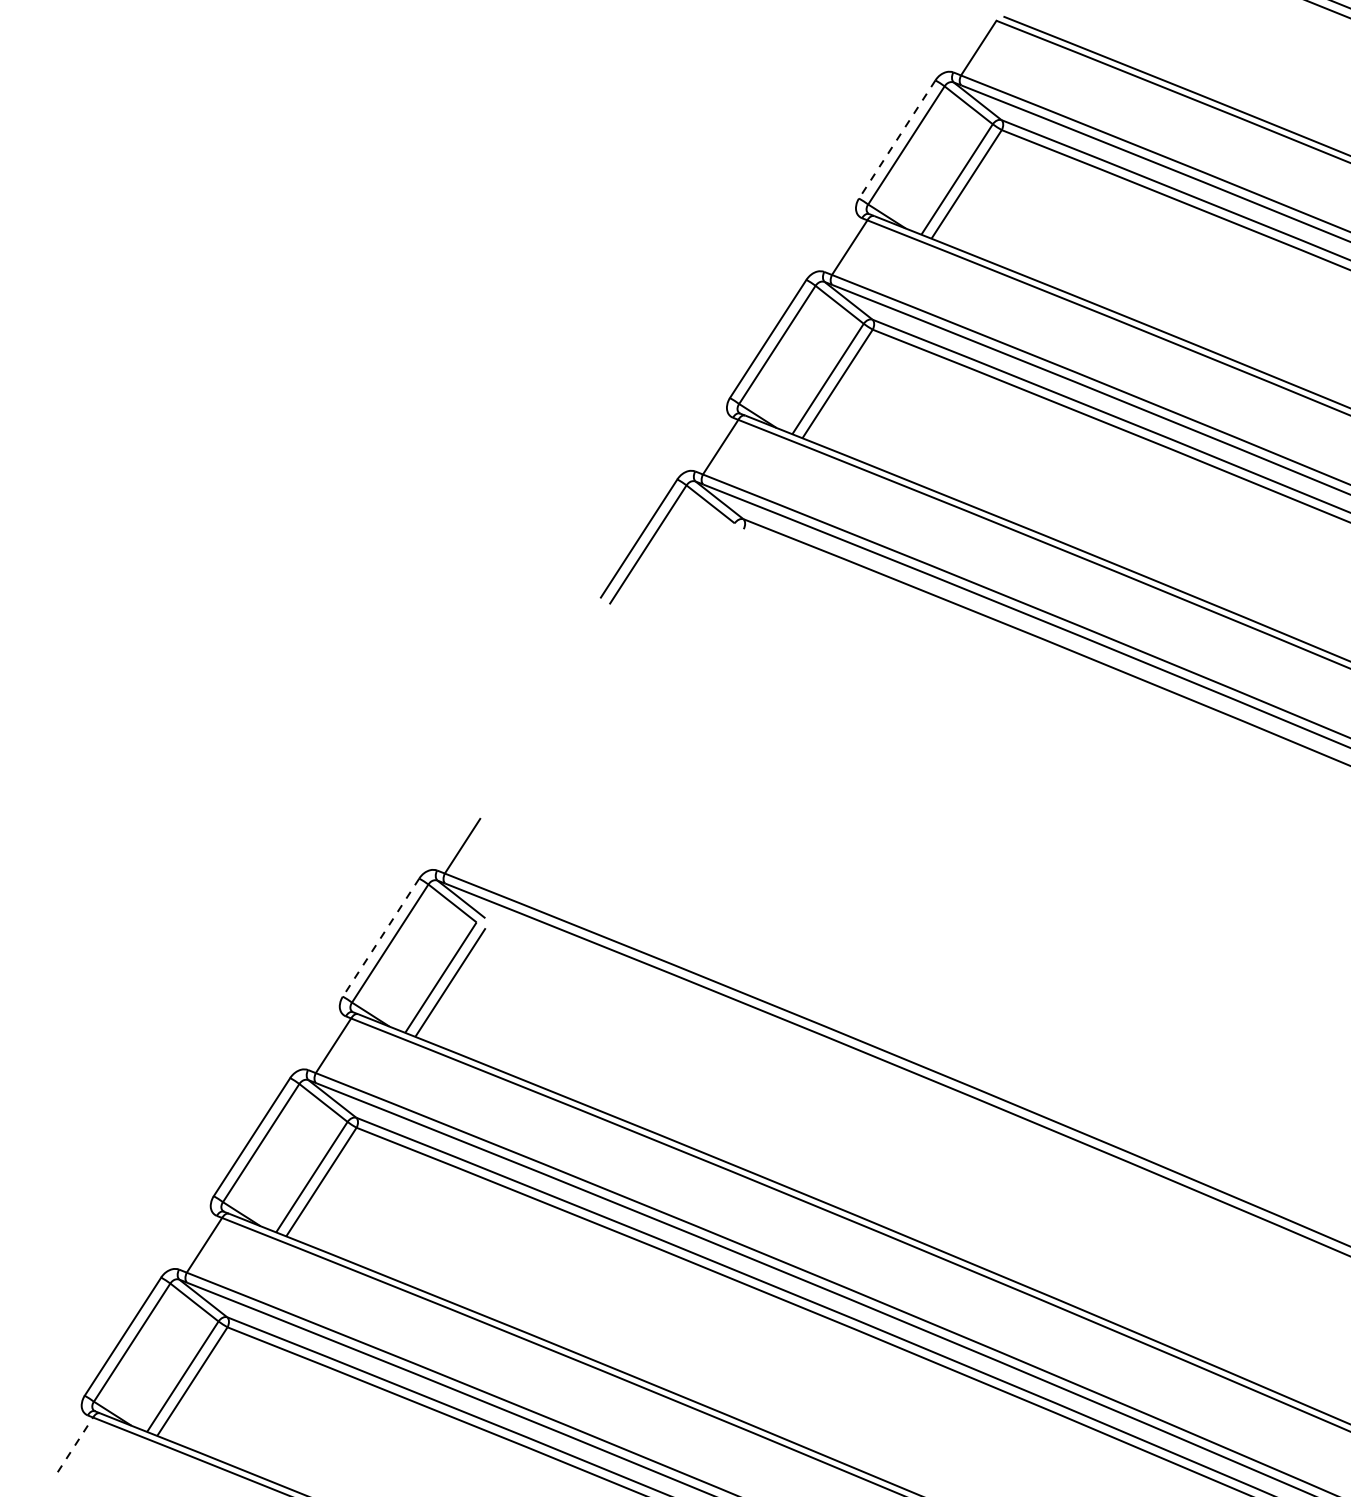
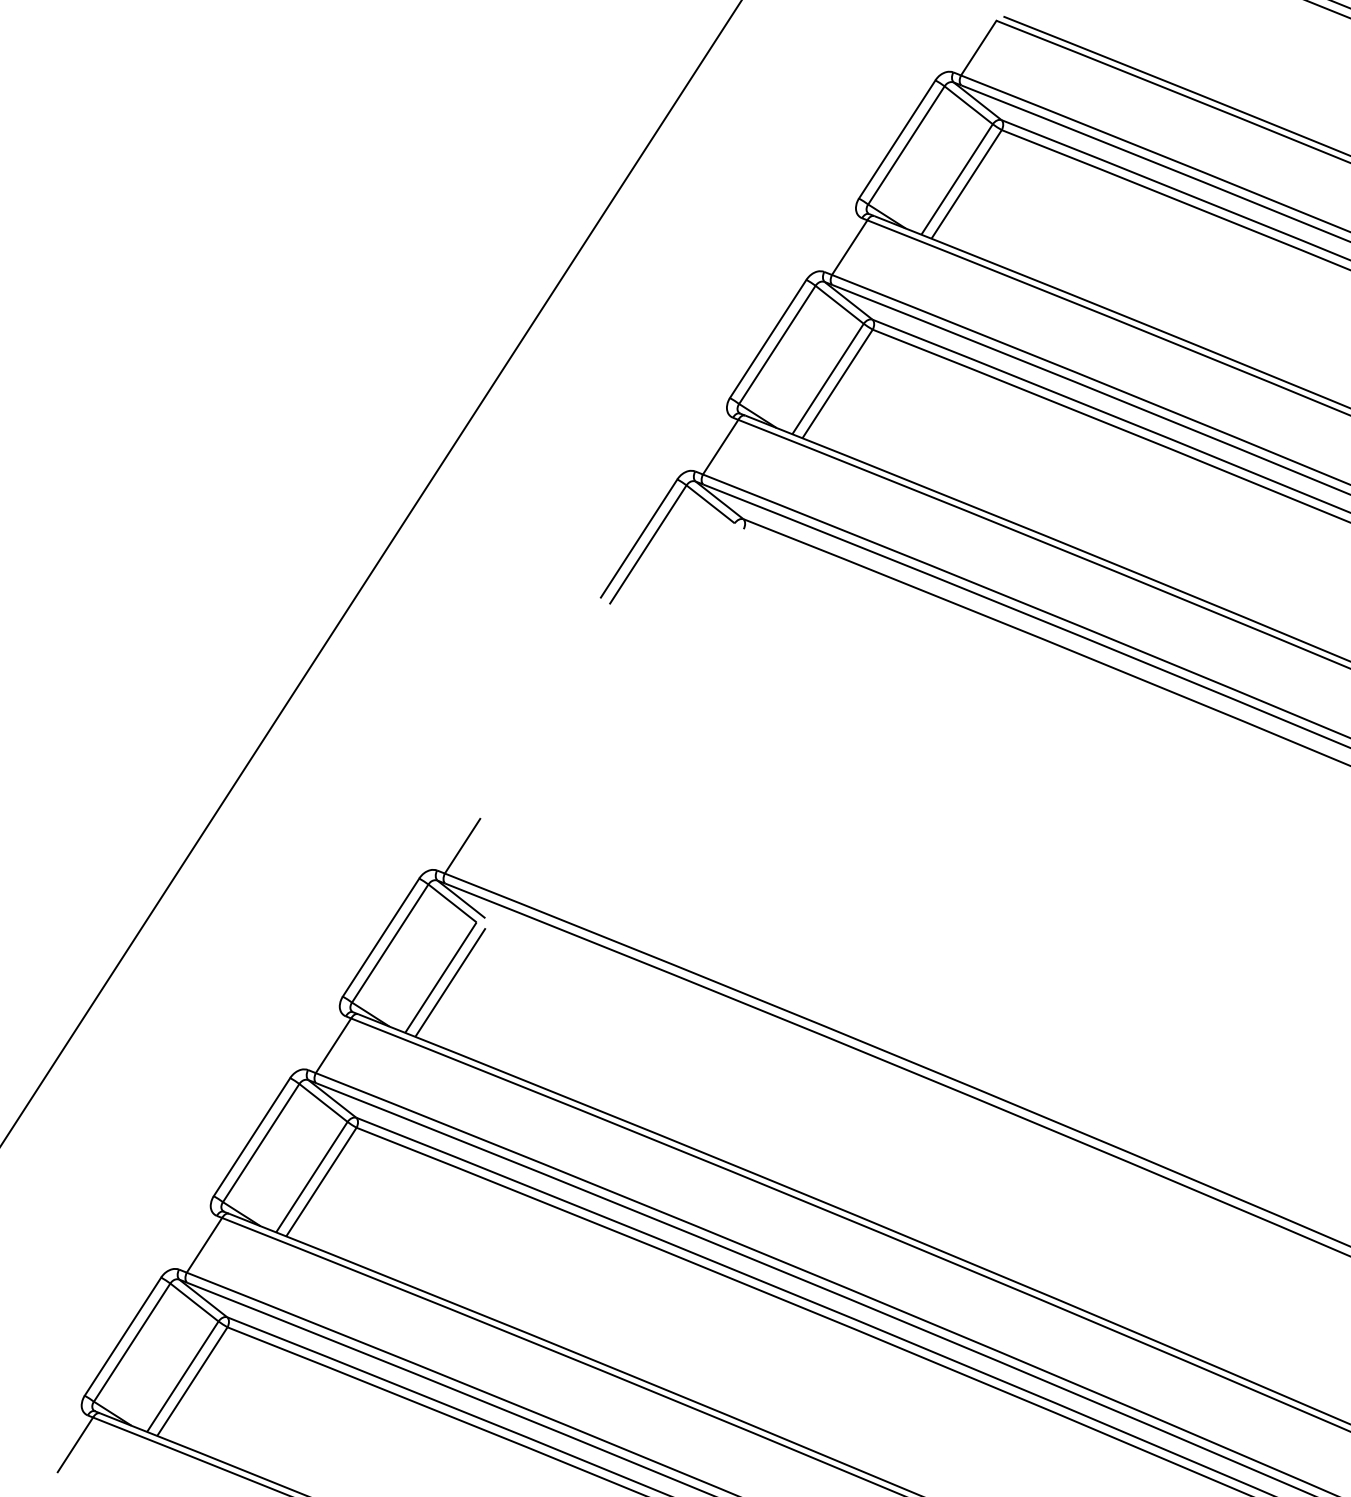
line: dashed -> solid (896, 139)
line: none -> present (371, 572)
line: dashed -> solid (380, 938)
line: dashed -> solid (75, 1444)
